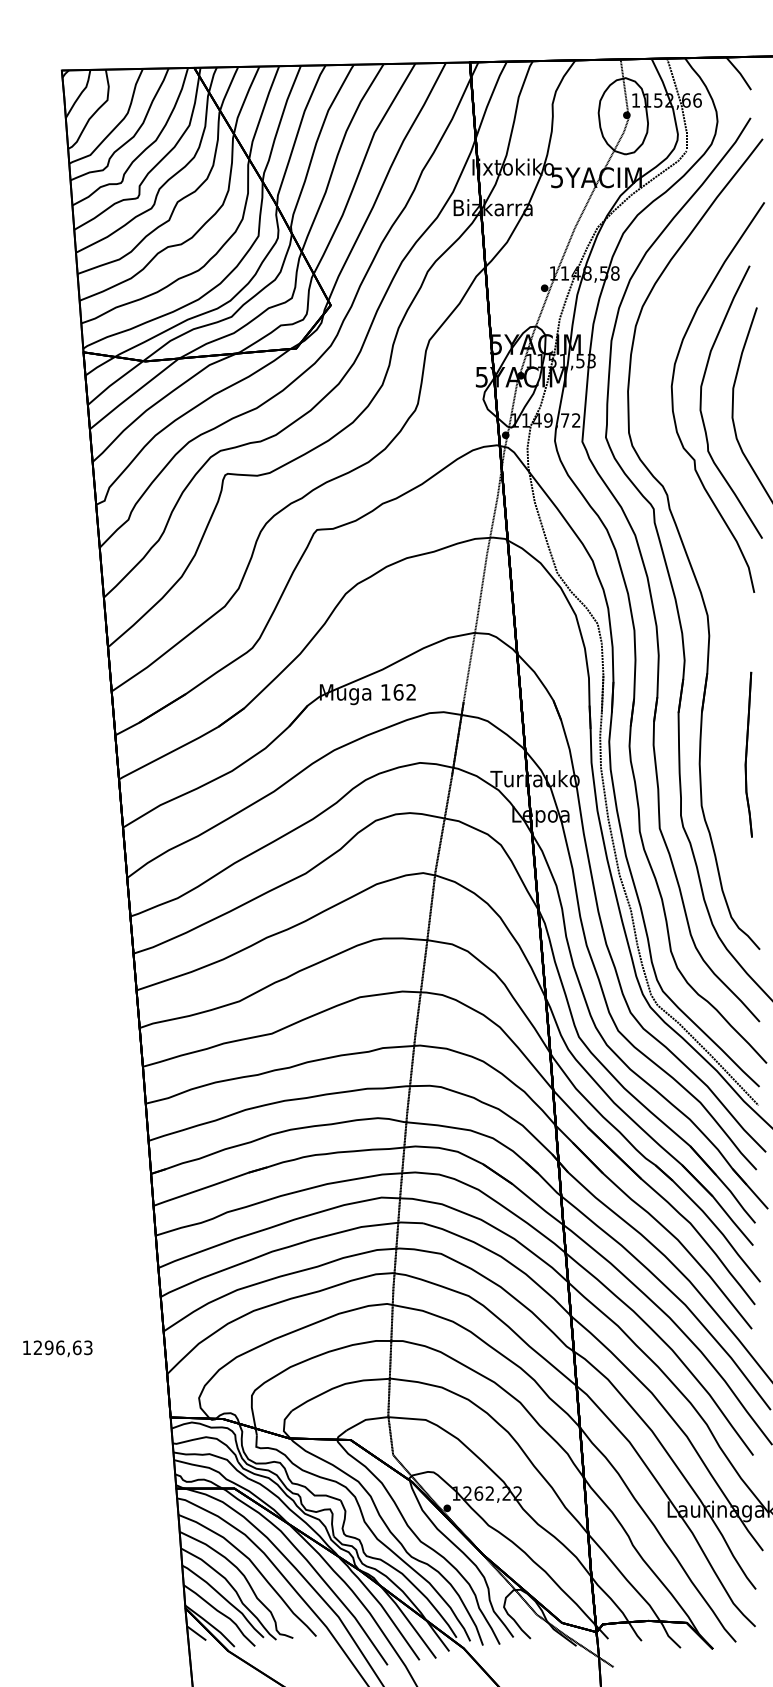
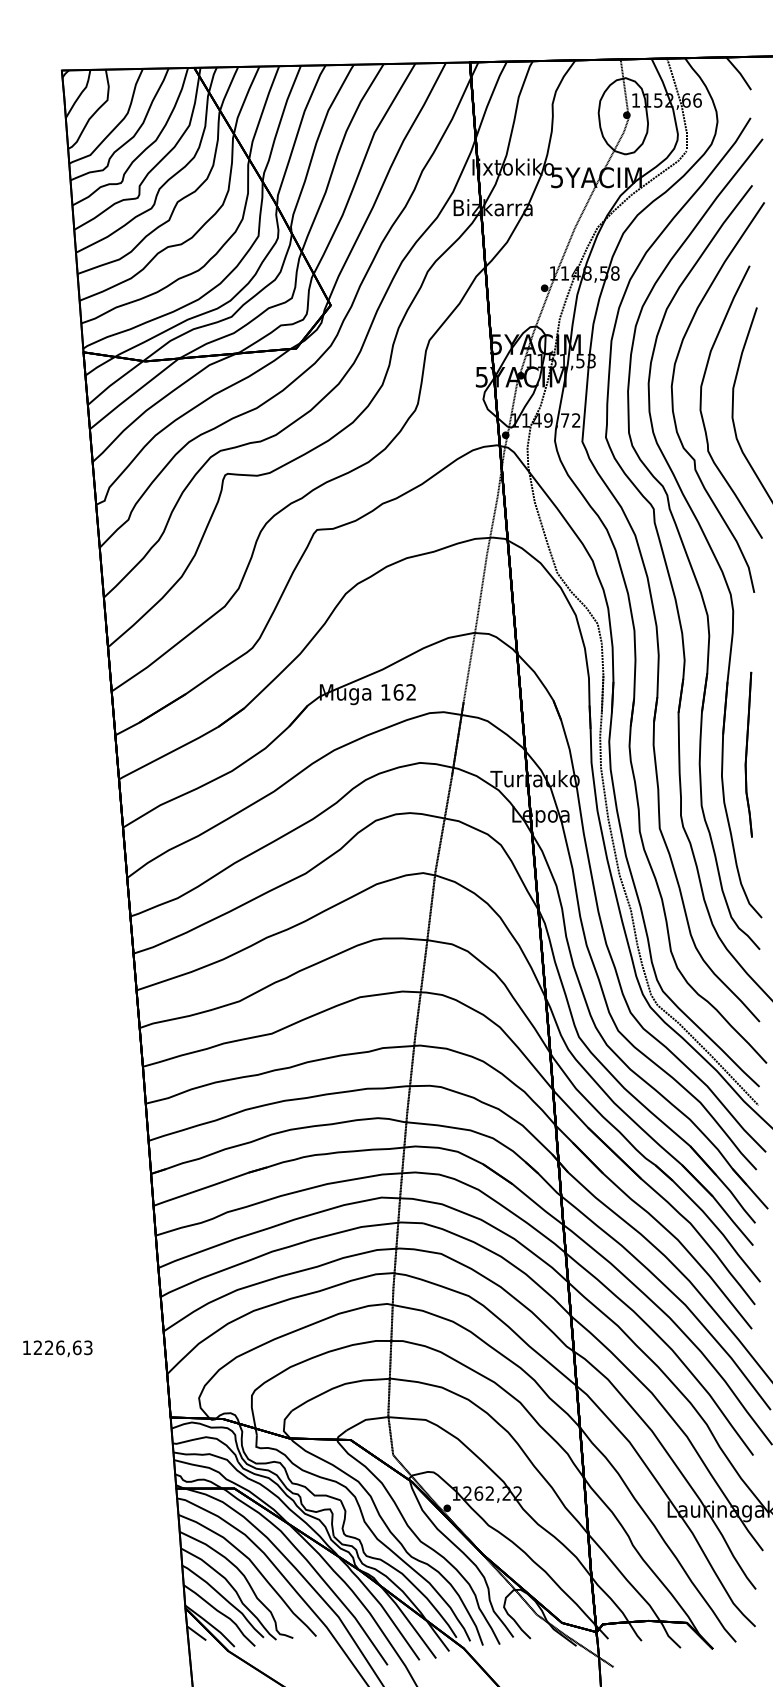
part: none -> present (710, 550)
text: 1296,63 -> 1226,63 (48, 1347)
